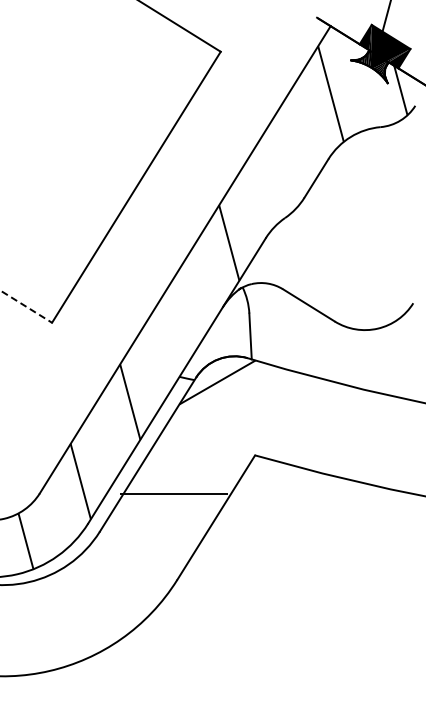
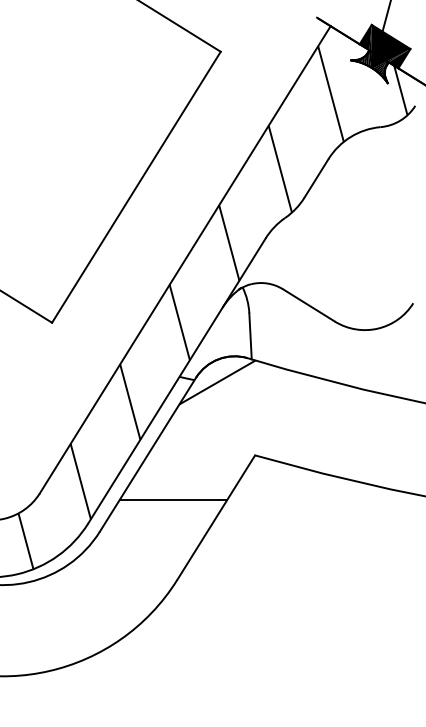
line: none -> present (279, 168)
line: dashed -> solid (26, 306)
line: none -> present (179, 322)
line position: (173, 493) -> (173, 499) (173, 499)
